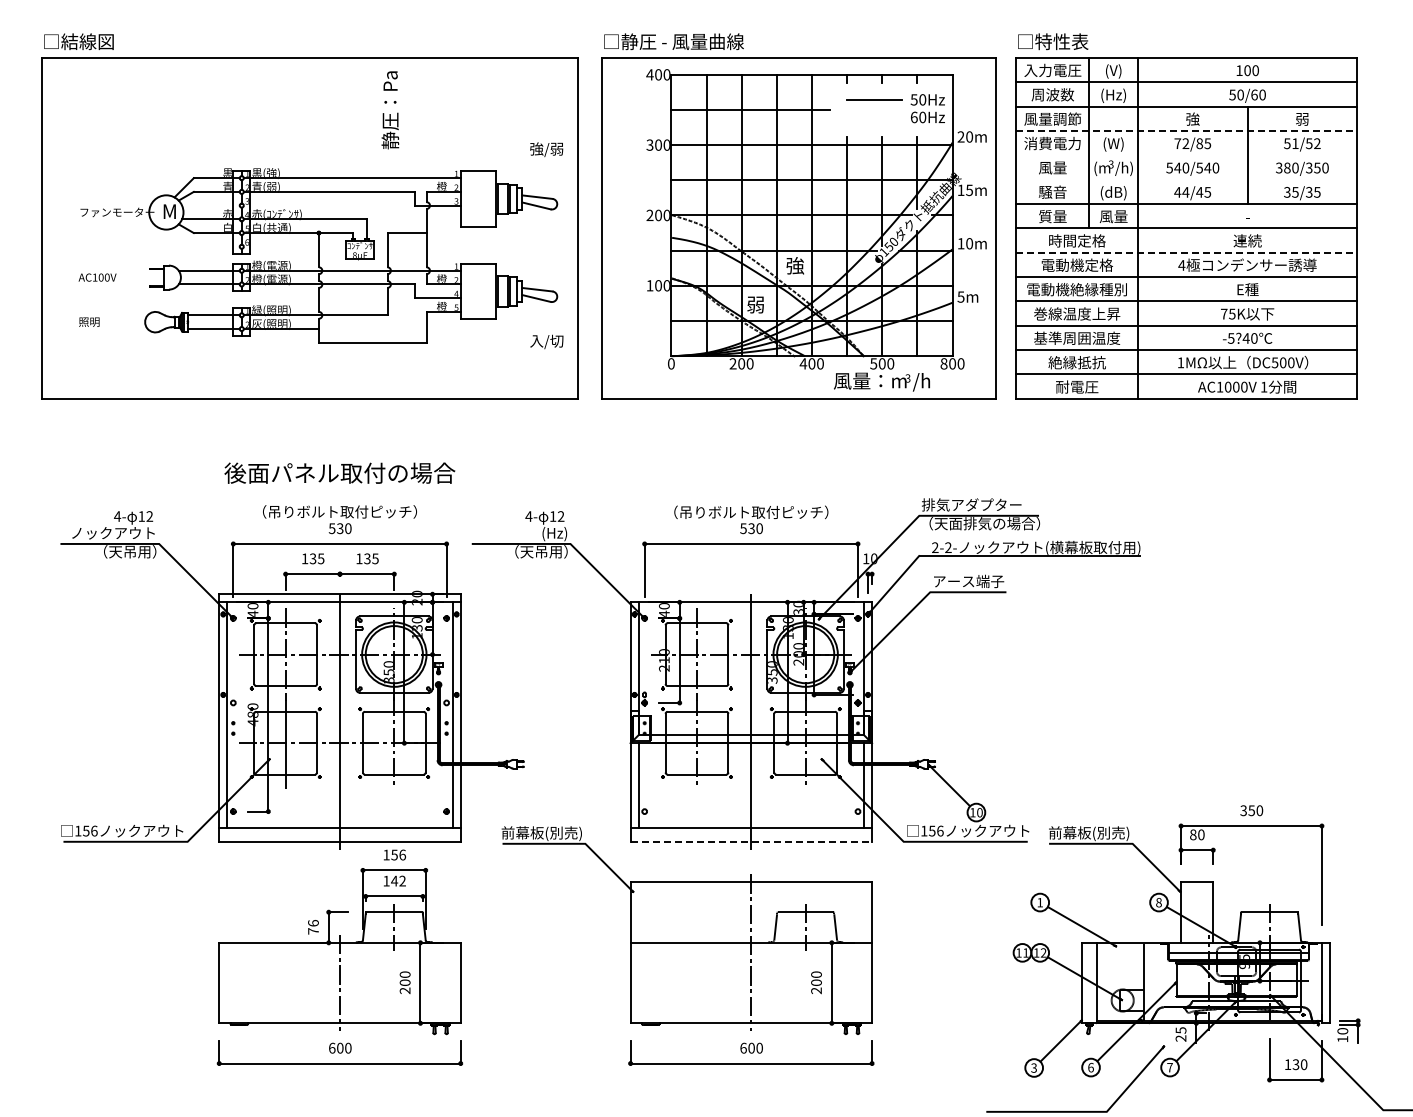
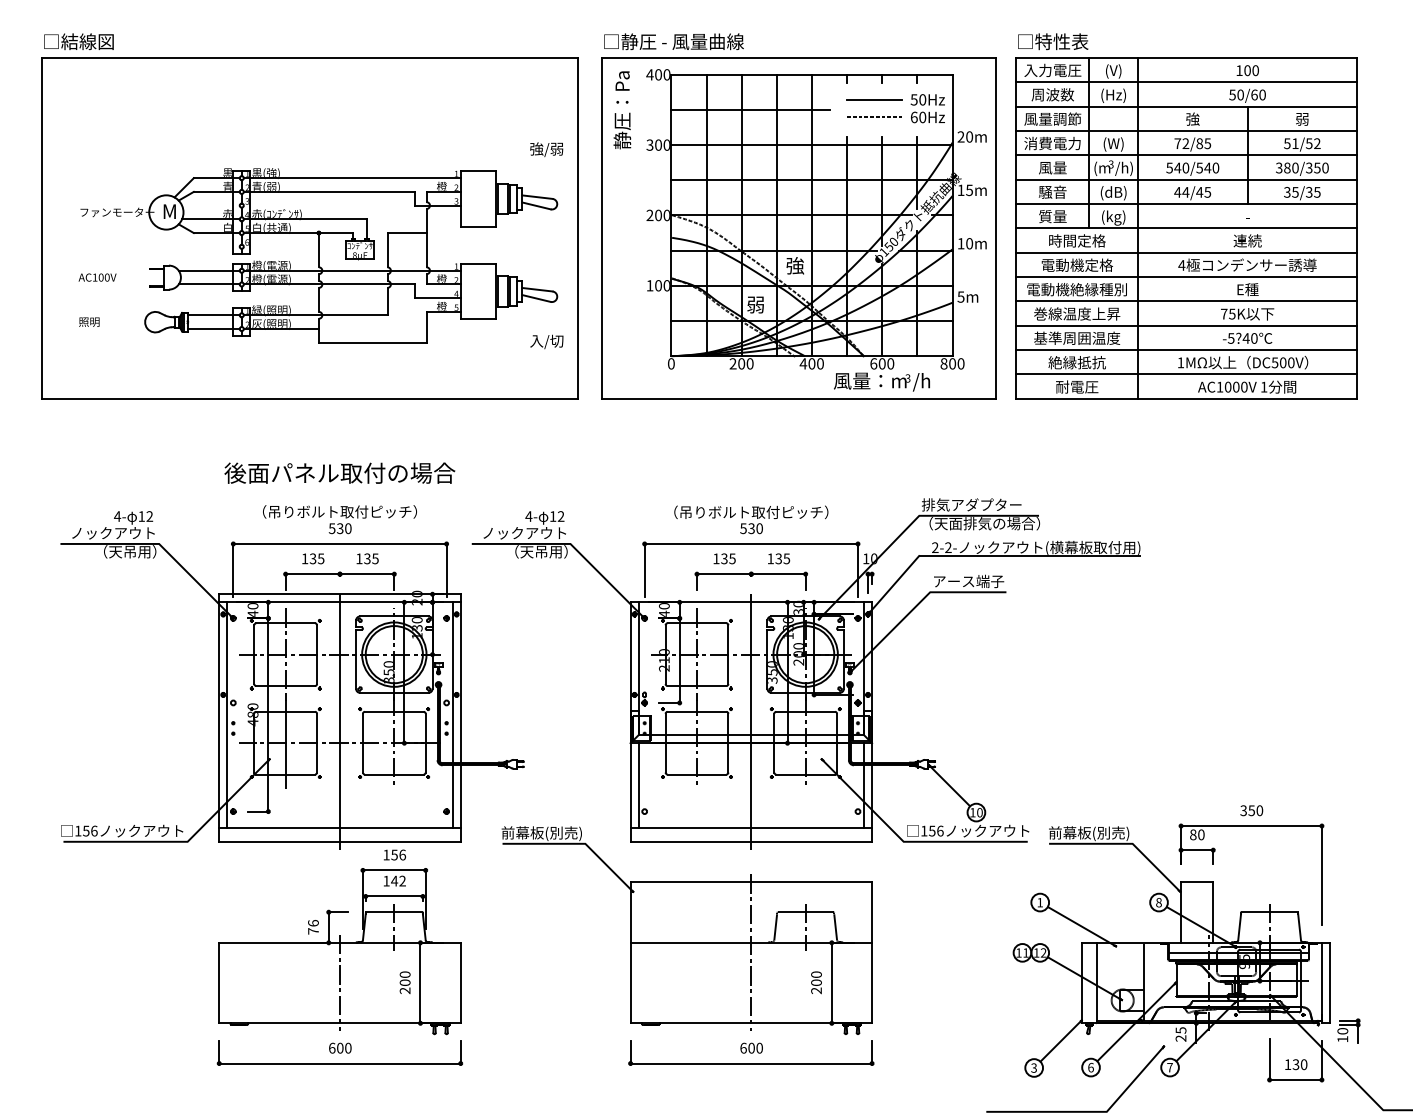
text position: (390, 110) -> (622, 110) (622, 110)
line: none -> present (874, 117)
line: dashed -> solid (1187, 130)
line: none -> present (1186, 155)
line: none -> present (1186, 179)
text: 風量 -> (kg) (1113, 217)
line: dashed -> solid (1187, 252)
text: 500 -> 600 (873, 363)
text: (Hz) -> ノックアウト (525, 534)
part: none -> present (750, 571)
line: dashed -> solid (751, 841)
